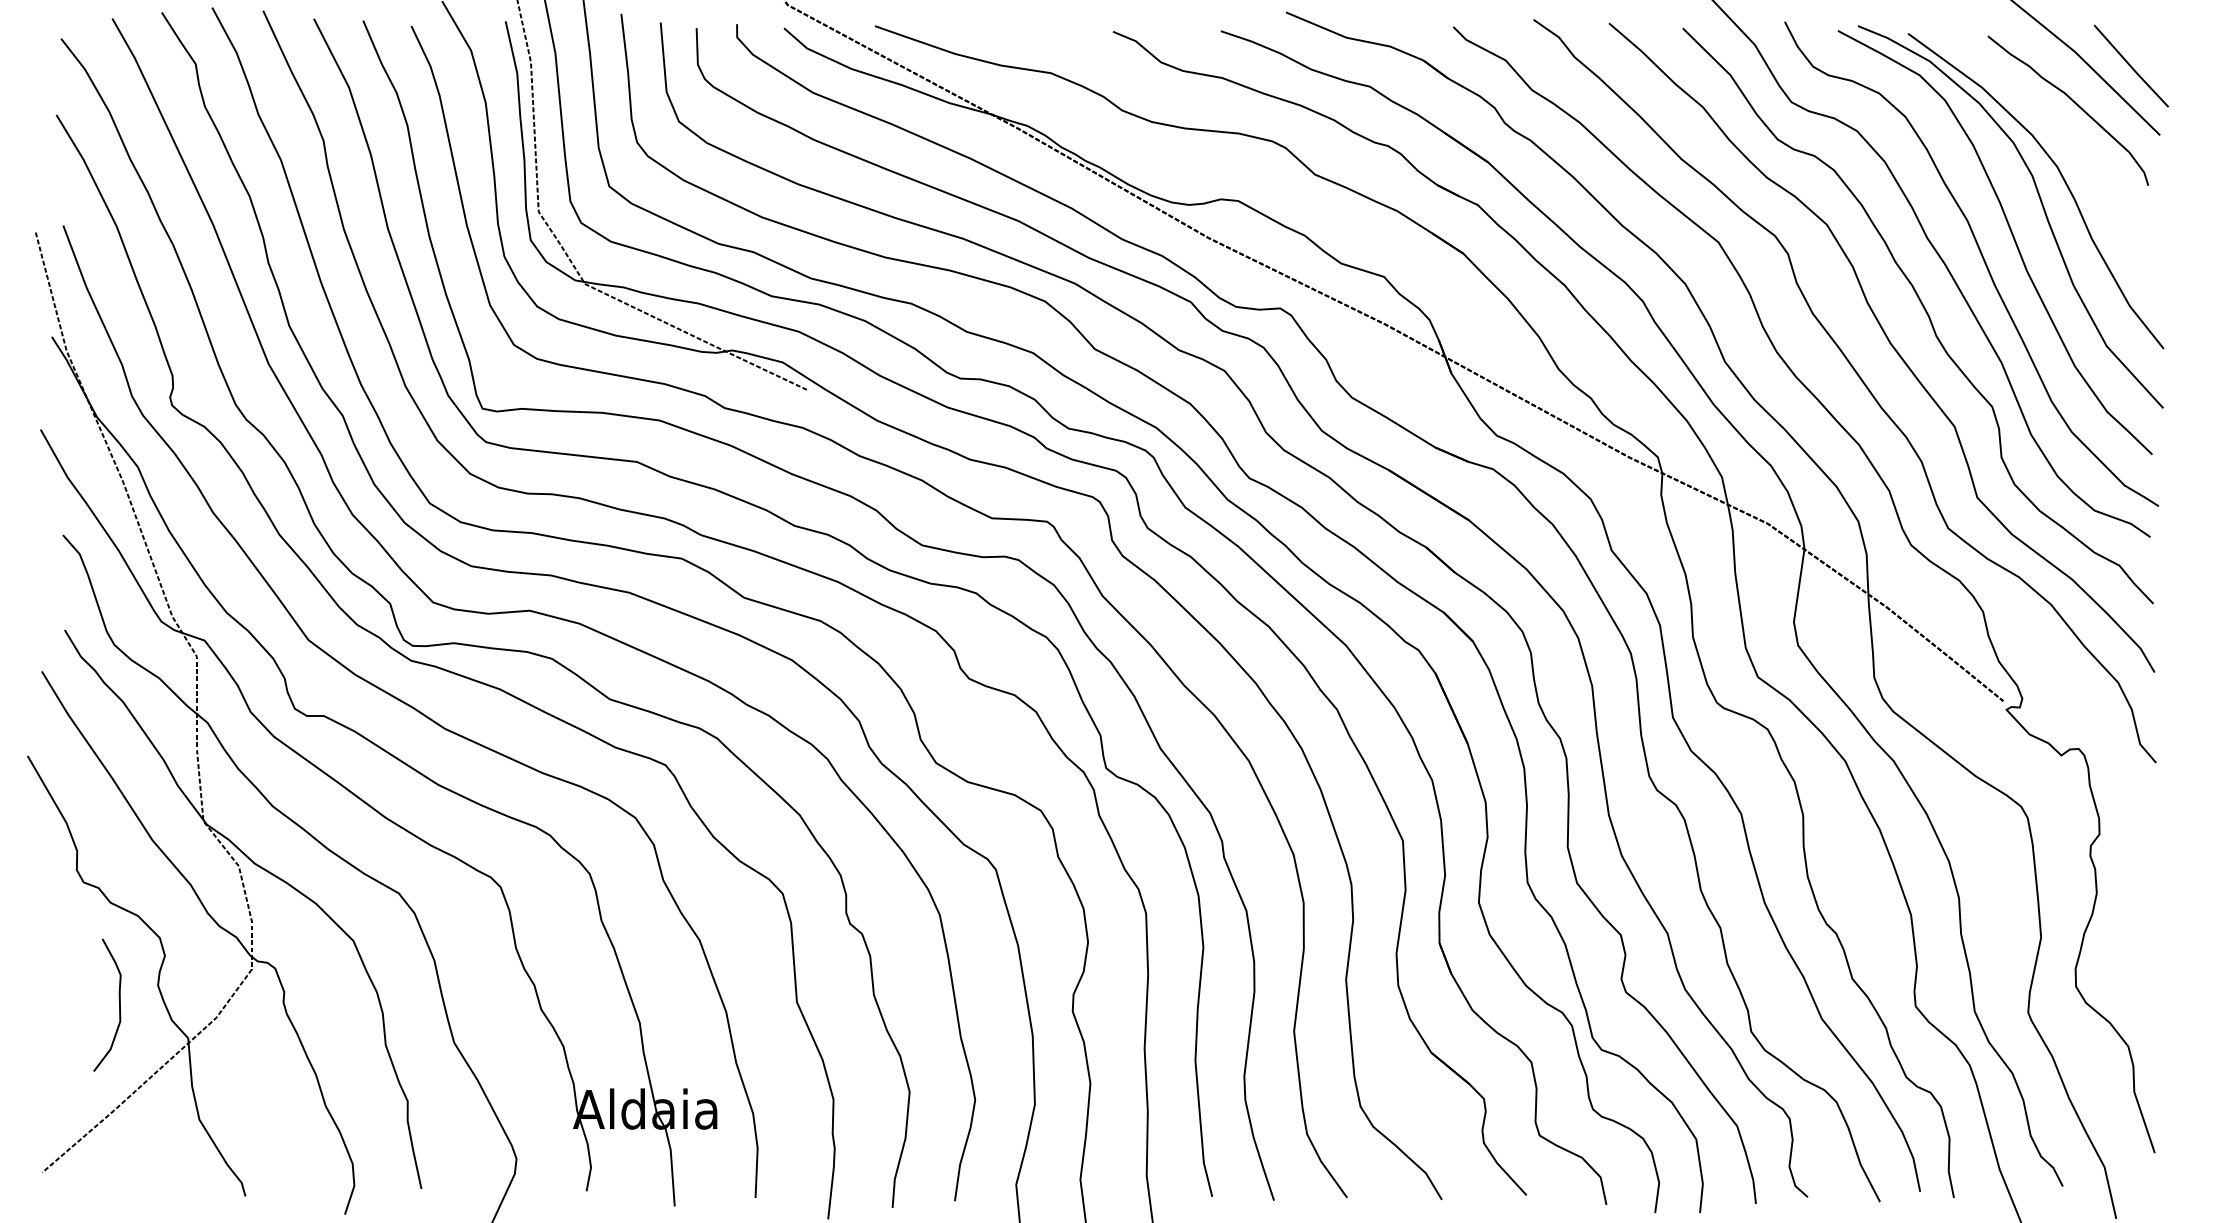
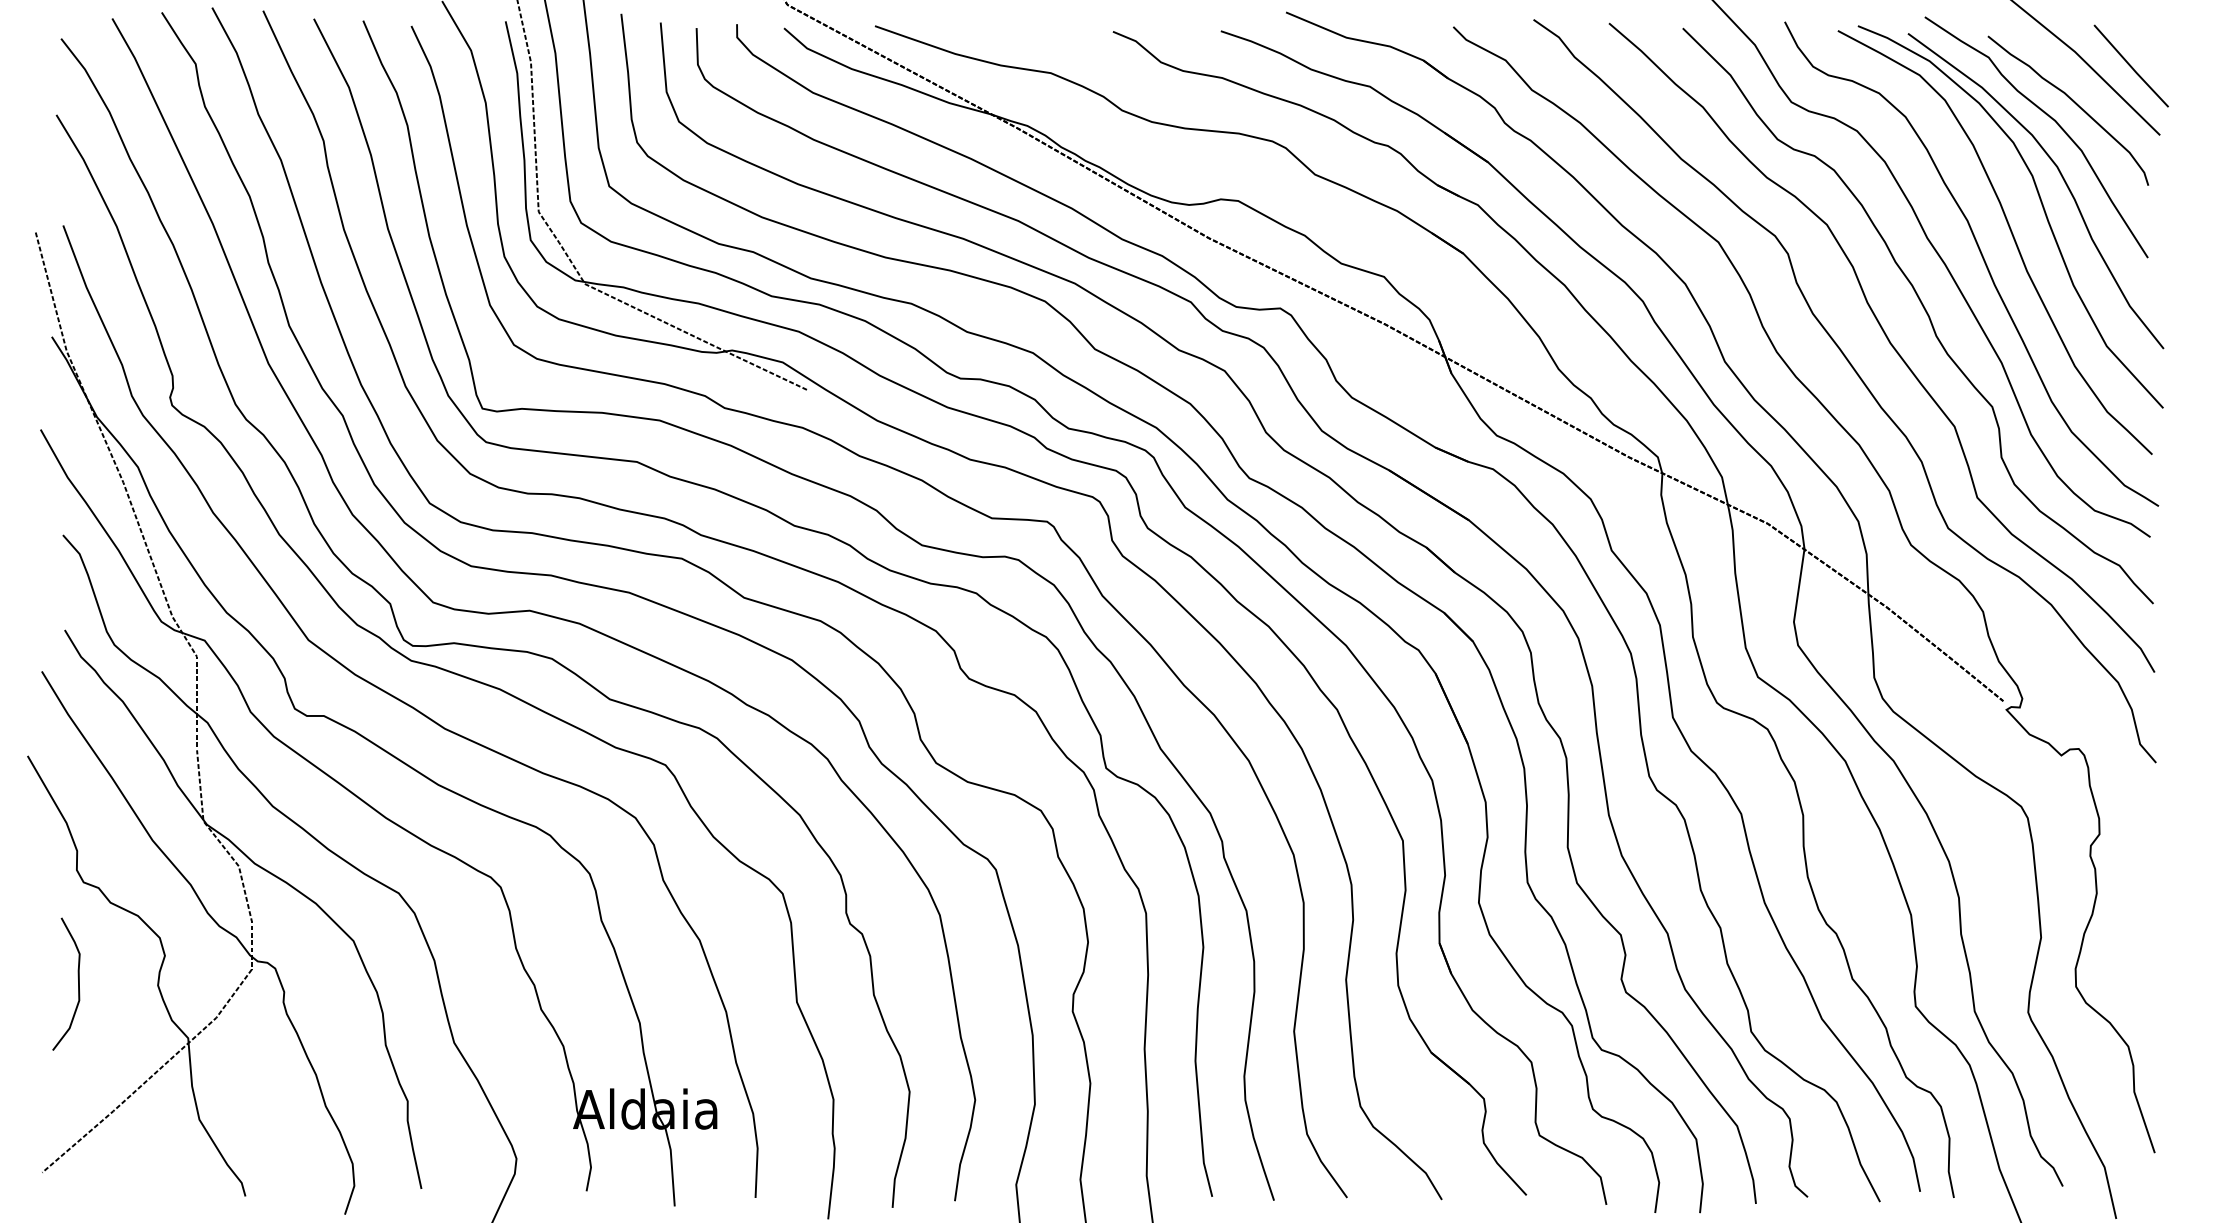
part: none -> present (2051, 119)
curve position: (119, 1004) -> (78, 983) (78, 983)
